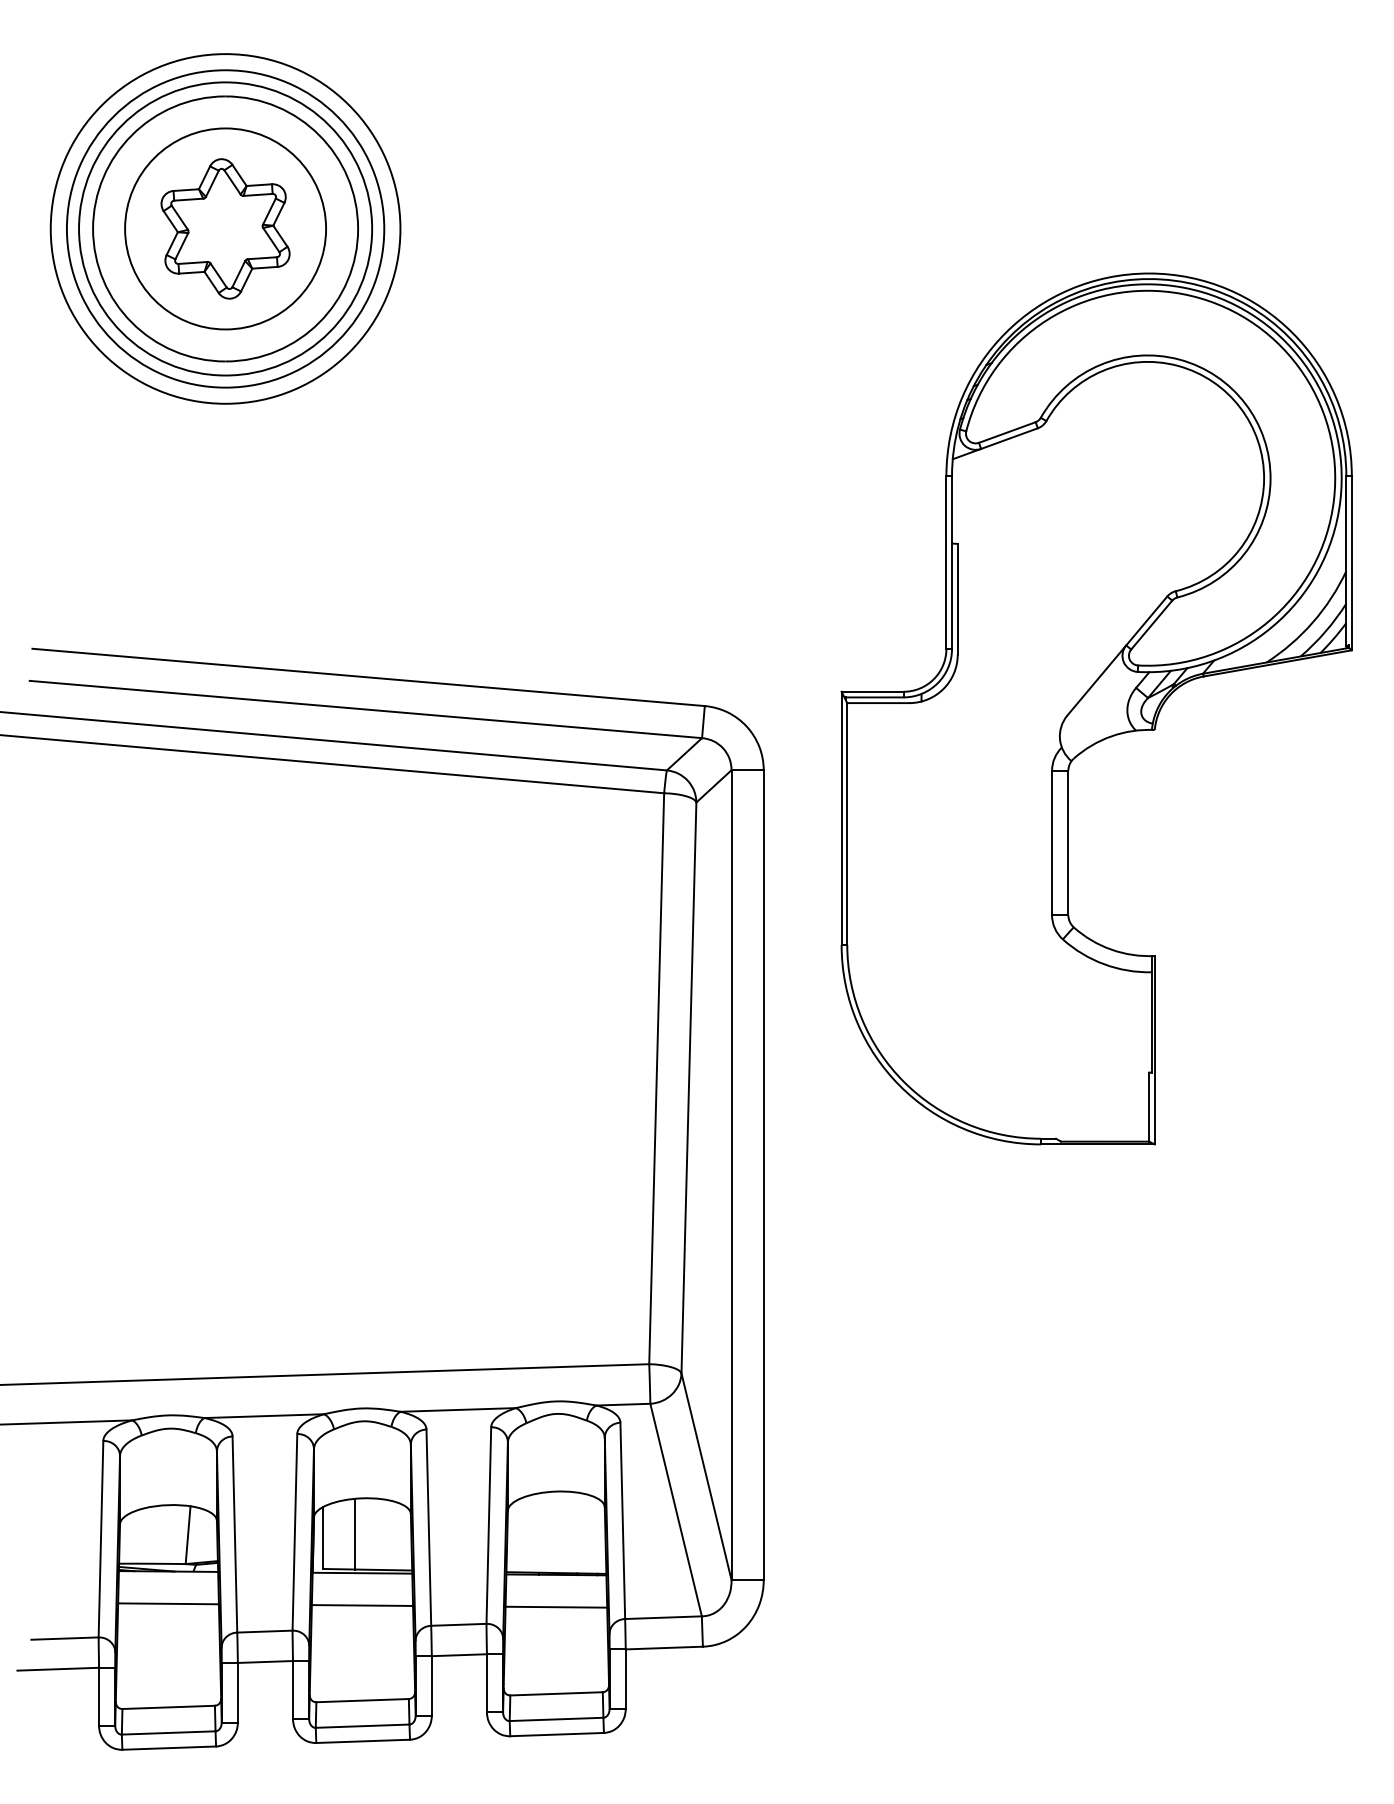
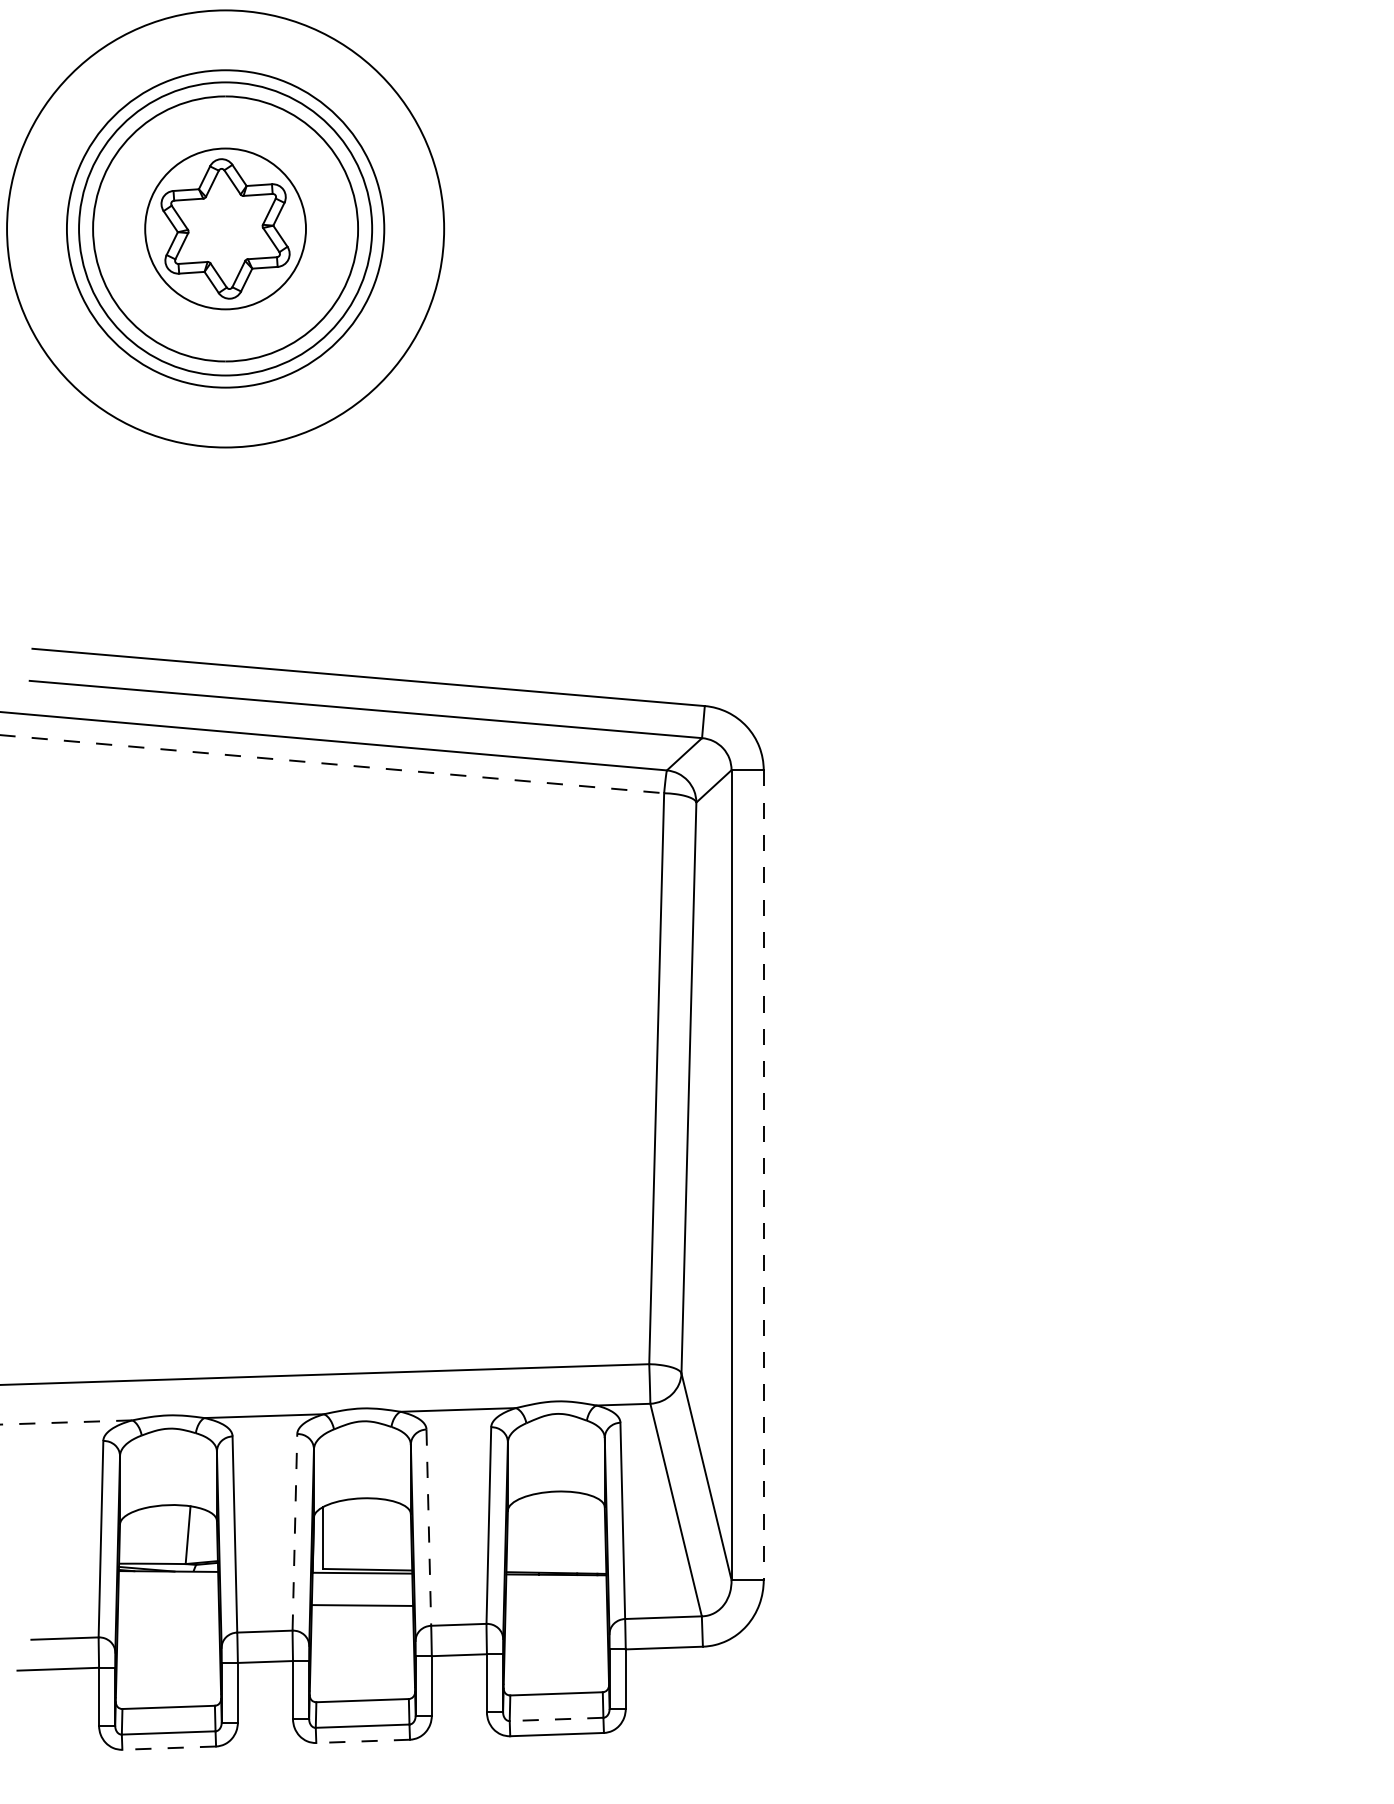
circle diameter: 201 px -> 161 px (225, 228)
circle diameter: 350 px -> 437 px (225, 228)
part: present -> none (1096, 708)
line: solid -> dashed (332, 764)
line: solid -> dashed (763, 1175)
line: solid -> dashed (66, 1422)
line: solid -> dashed (428, 1528)
line: solid -> dashed (294, 1531)
line: present -> none (355, 1533)
line: present -> none (168, 1603)
line: present -> none (556, 1606)
line: solid -> dashed (556, 1719)
line: solid -> dashed (363, 1741)
line: solid -> dashed (169, 1748)
